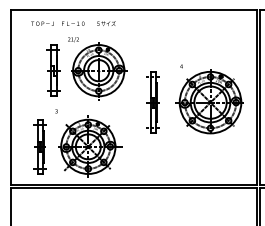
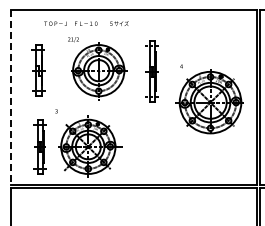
text position: (73, 23) -> (86, 23) (86, 23)
part position: (53, 70) -> (38, 70) (38, 70)
line: solid -> dashed (10, 98)
part position: (152, 102) -> (151, 71) (151, 71)
